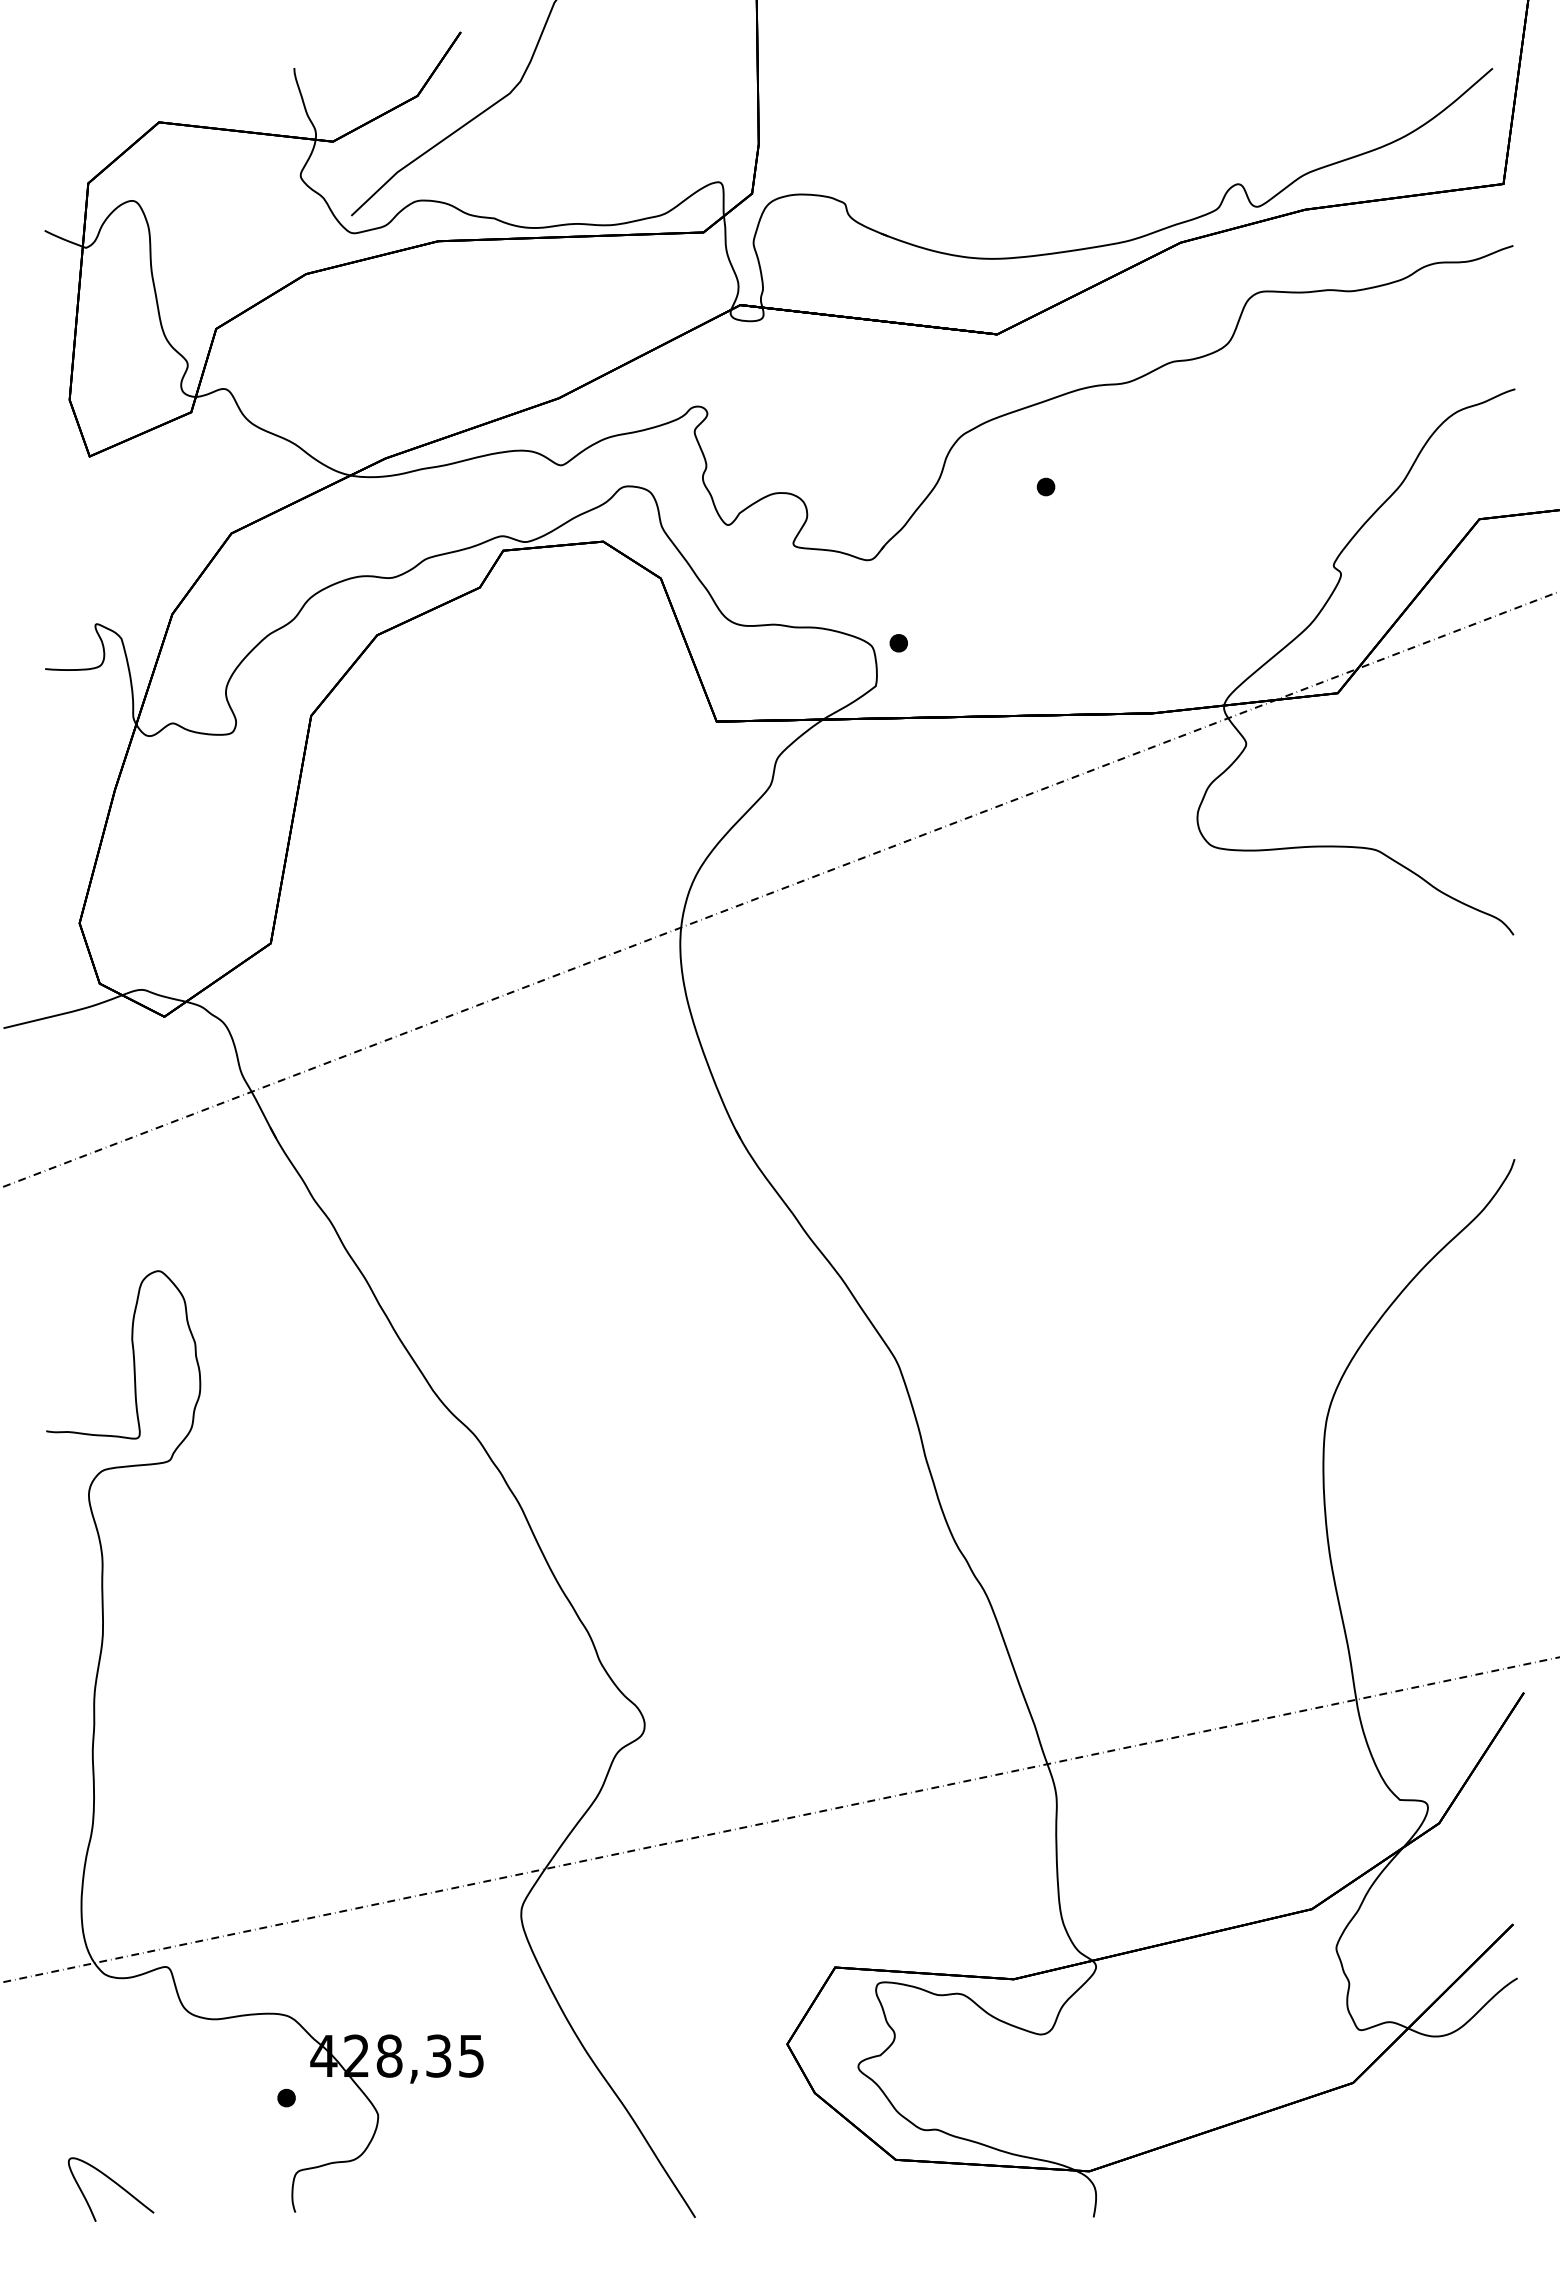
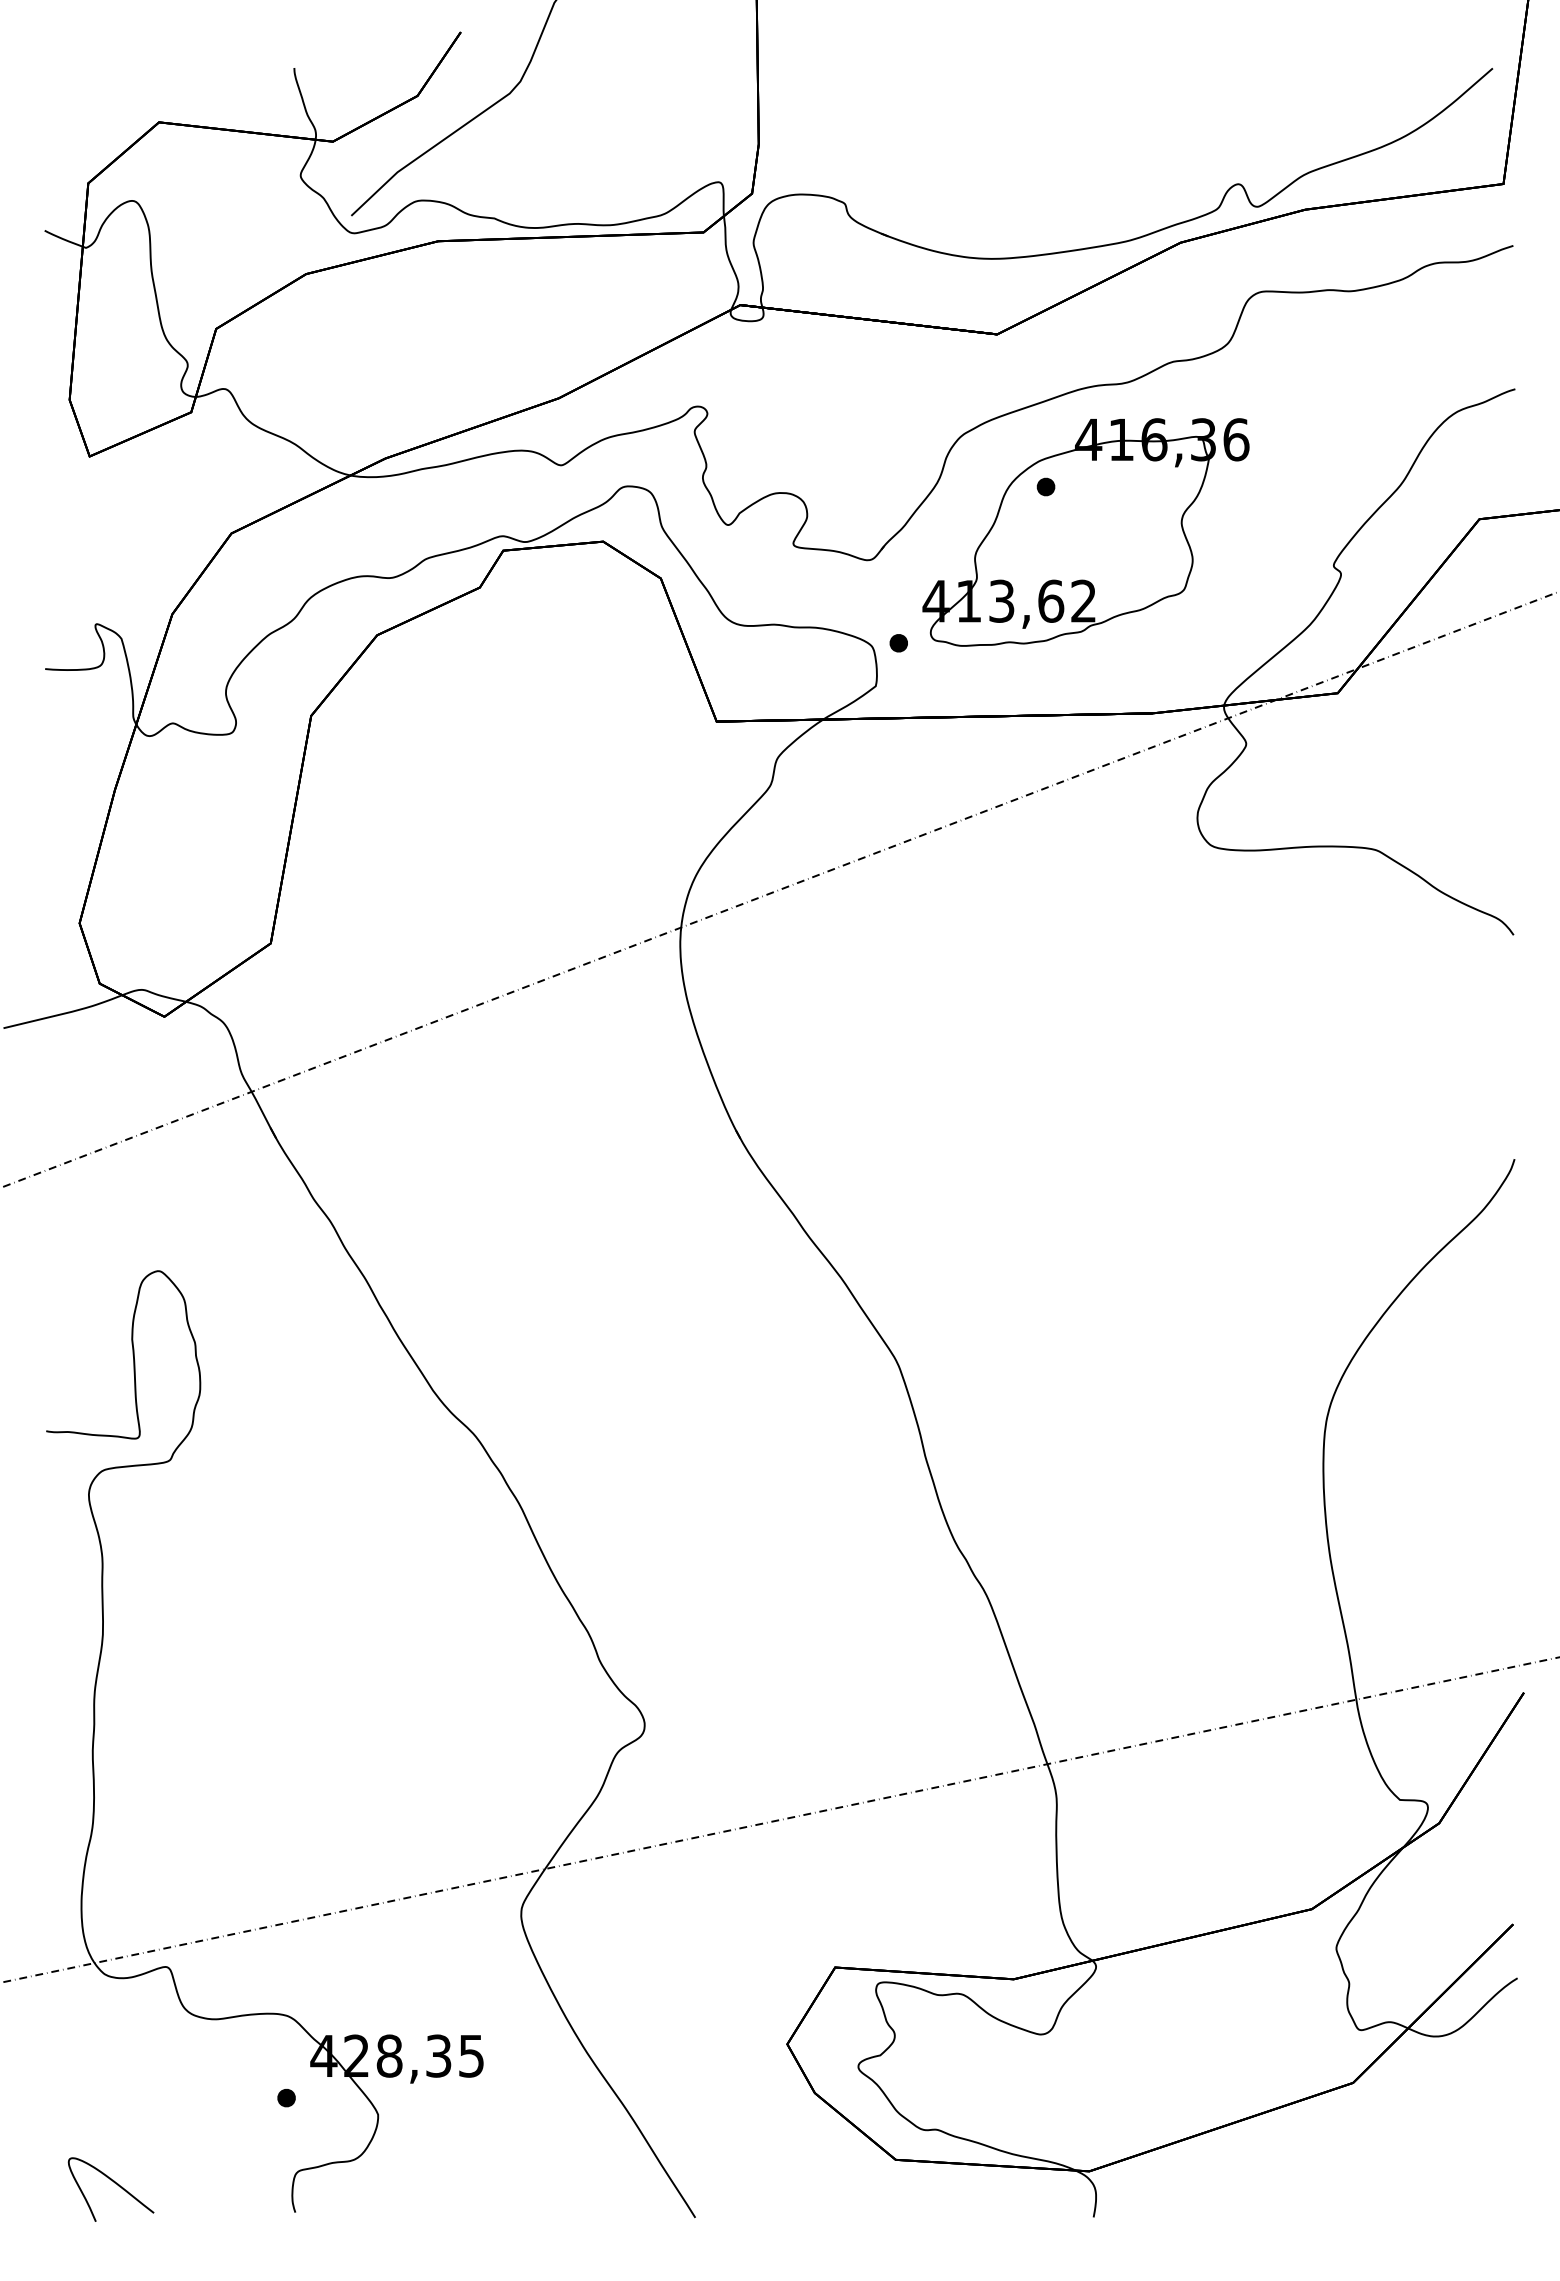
part: none -> present (1085, 532)
